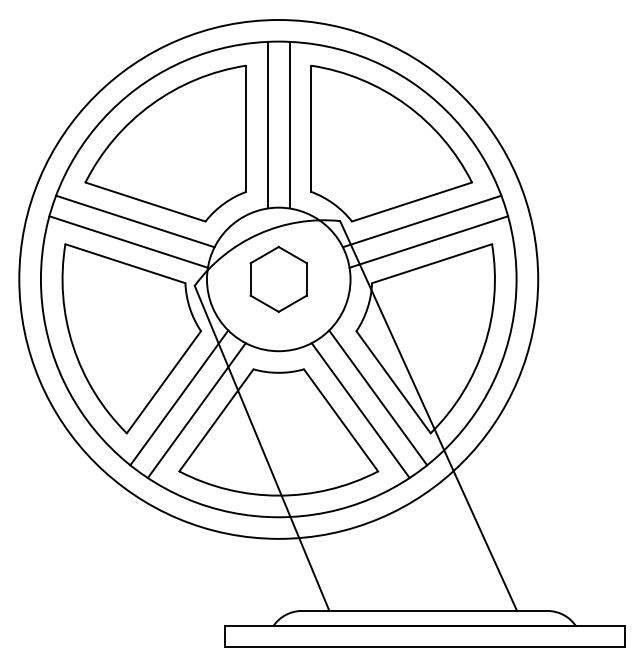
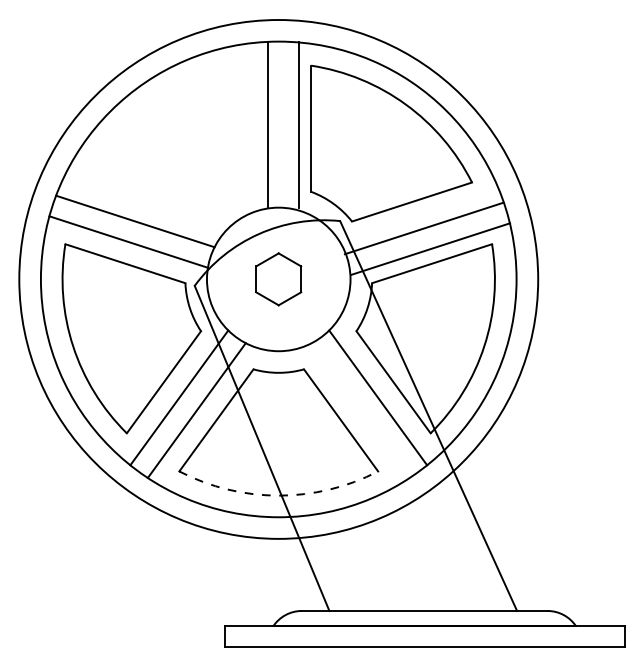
line position: (289, 124) -> (298, 124) (298, 124)
part: present -> none (165, 143)
line position: (421, 221) -> (423, 228) (423, 228)
line position: (428, 241) -> (430, 248) (430, 248)
part size: 59x68 px -> 48x55 px (278, 279)
line: present -> none (360, 410)
arc: solid -> dashed (278, 495)
